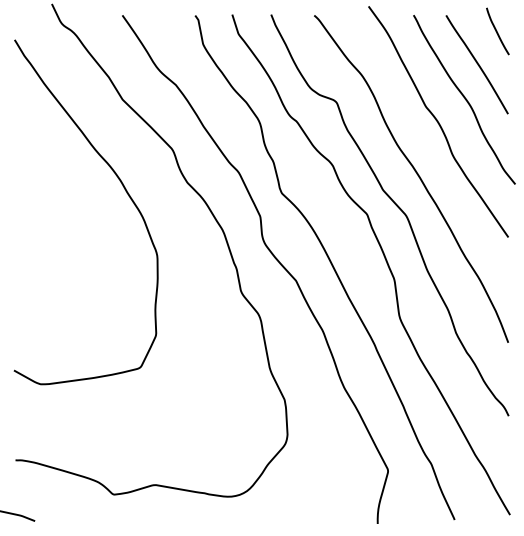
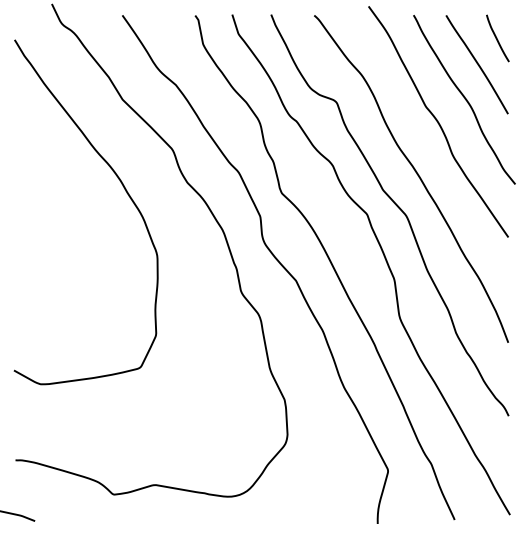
curve position: (497, 31) -> (497, 38) (497, 38)
